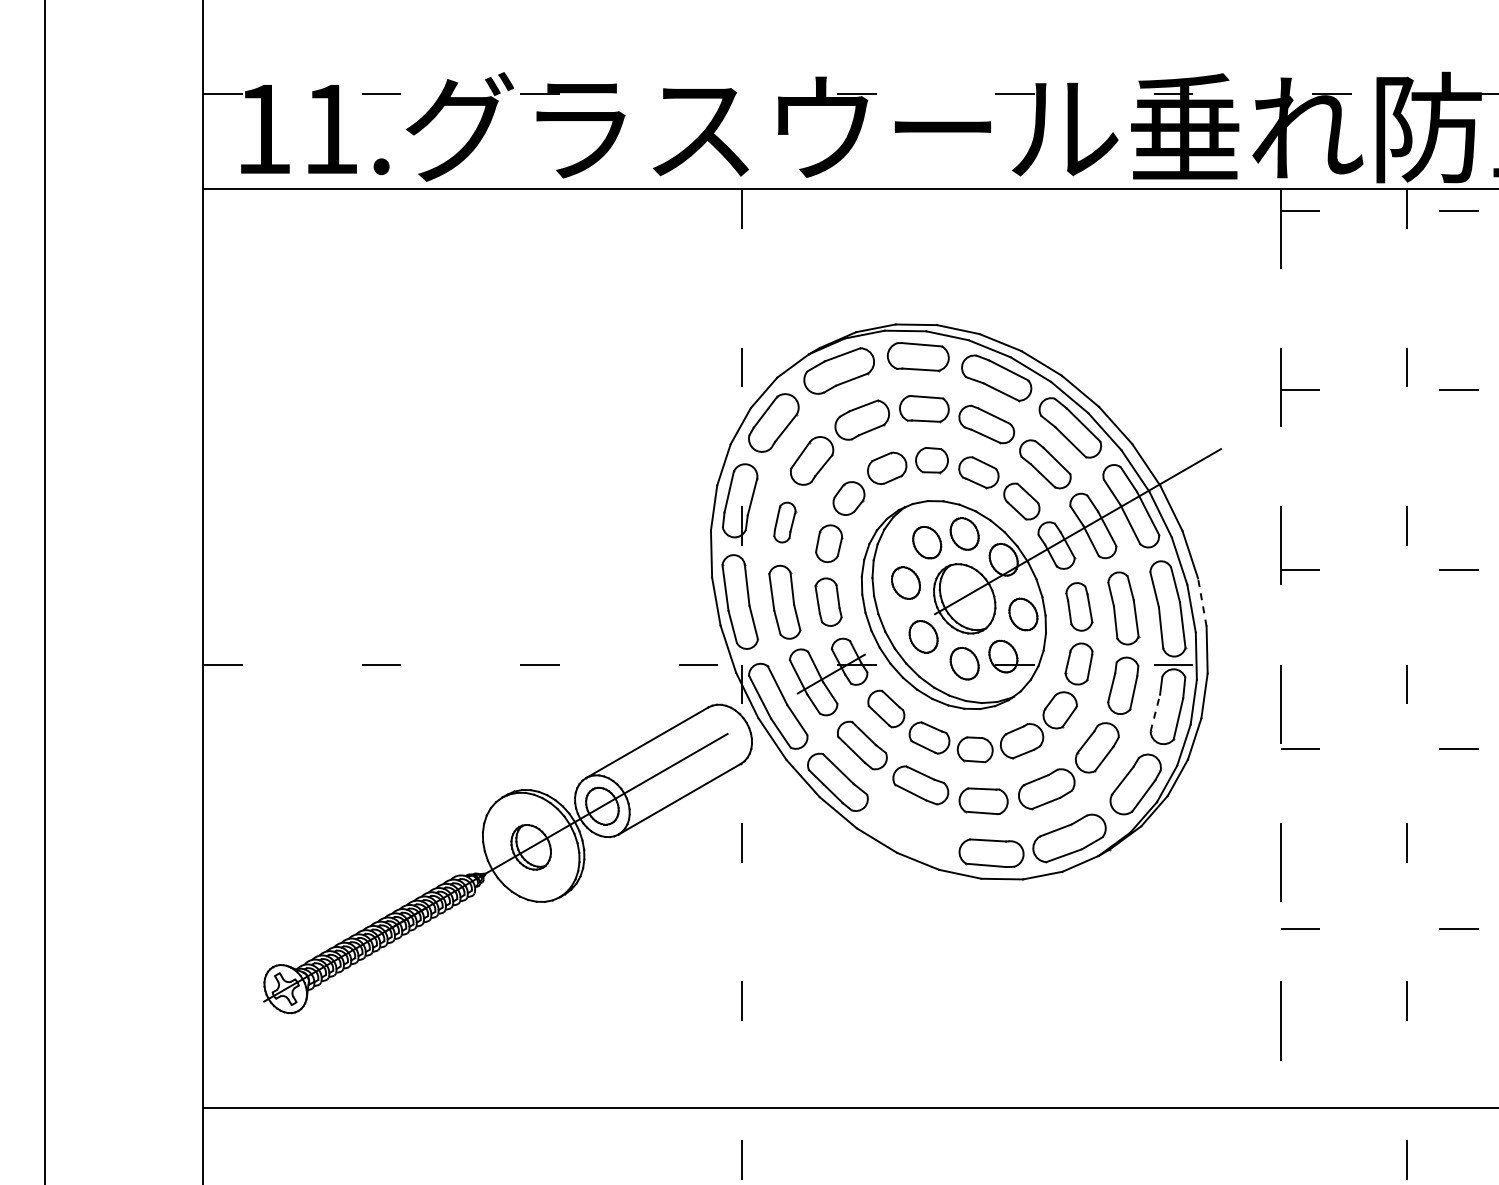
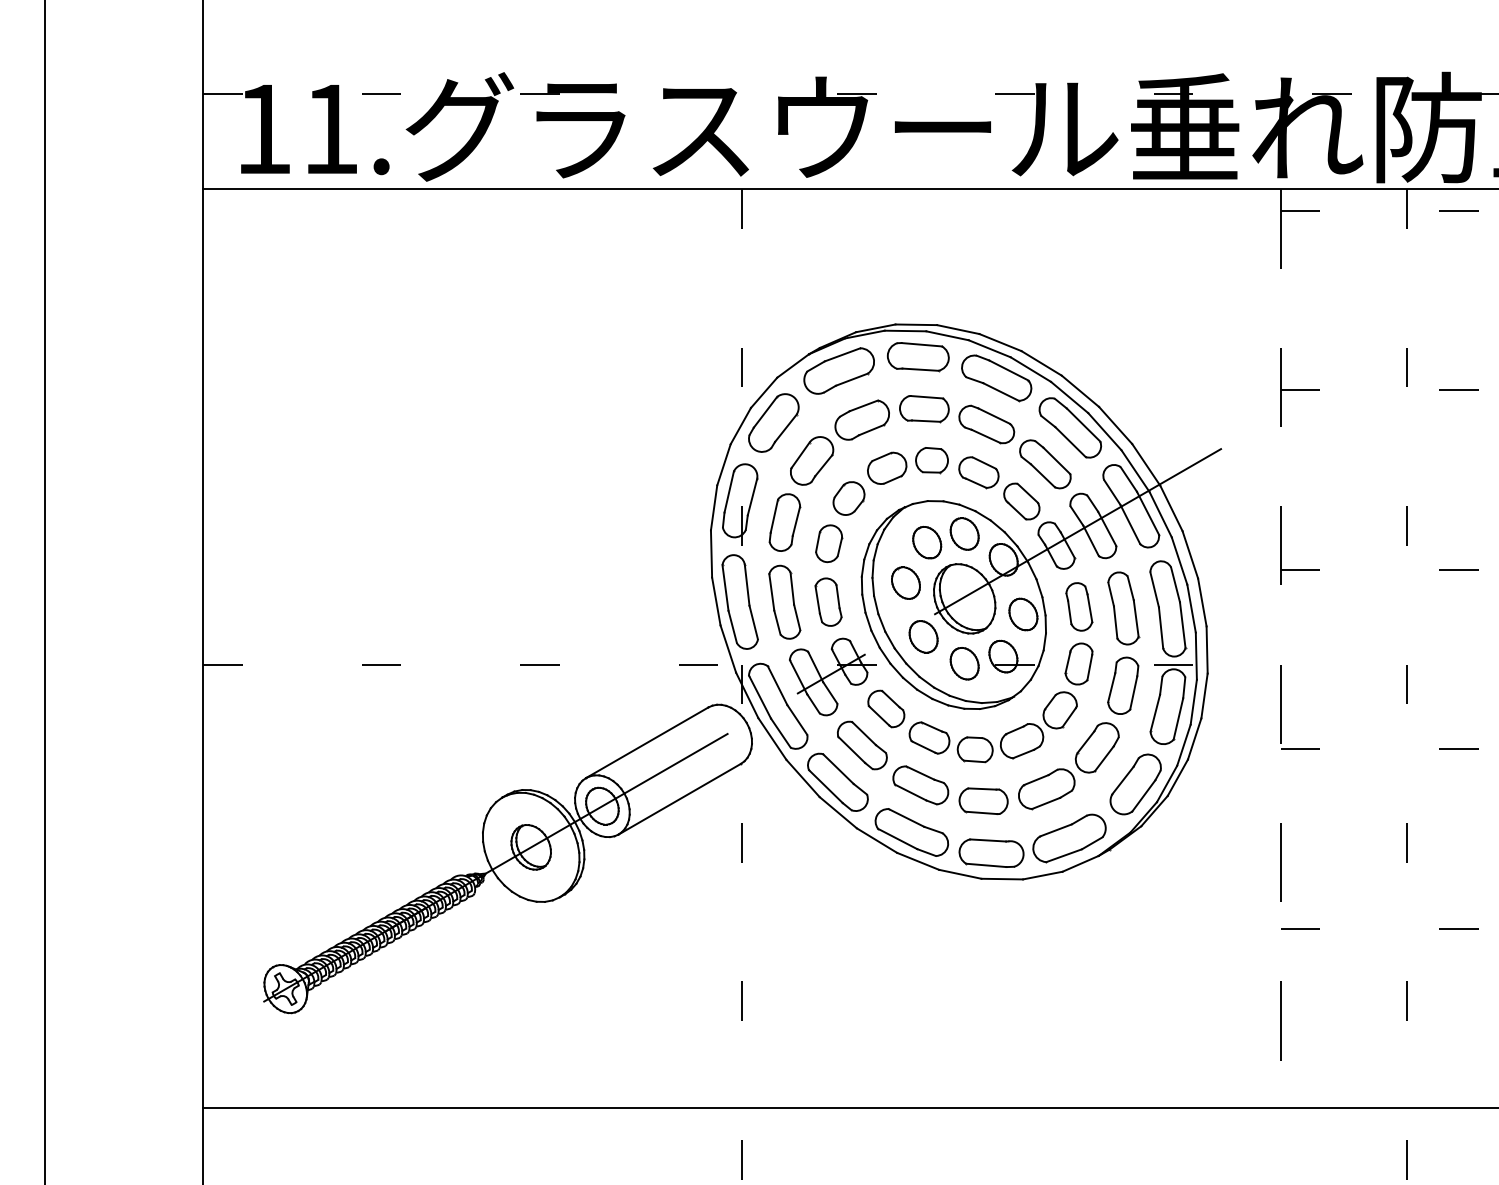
part size: 25x43 px -> 34x59 px (784, 522)
line: dashed -> solid (1202, 602)
line: dashed -> solid (1155, 713)
part: none -> present (911, 832)
